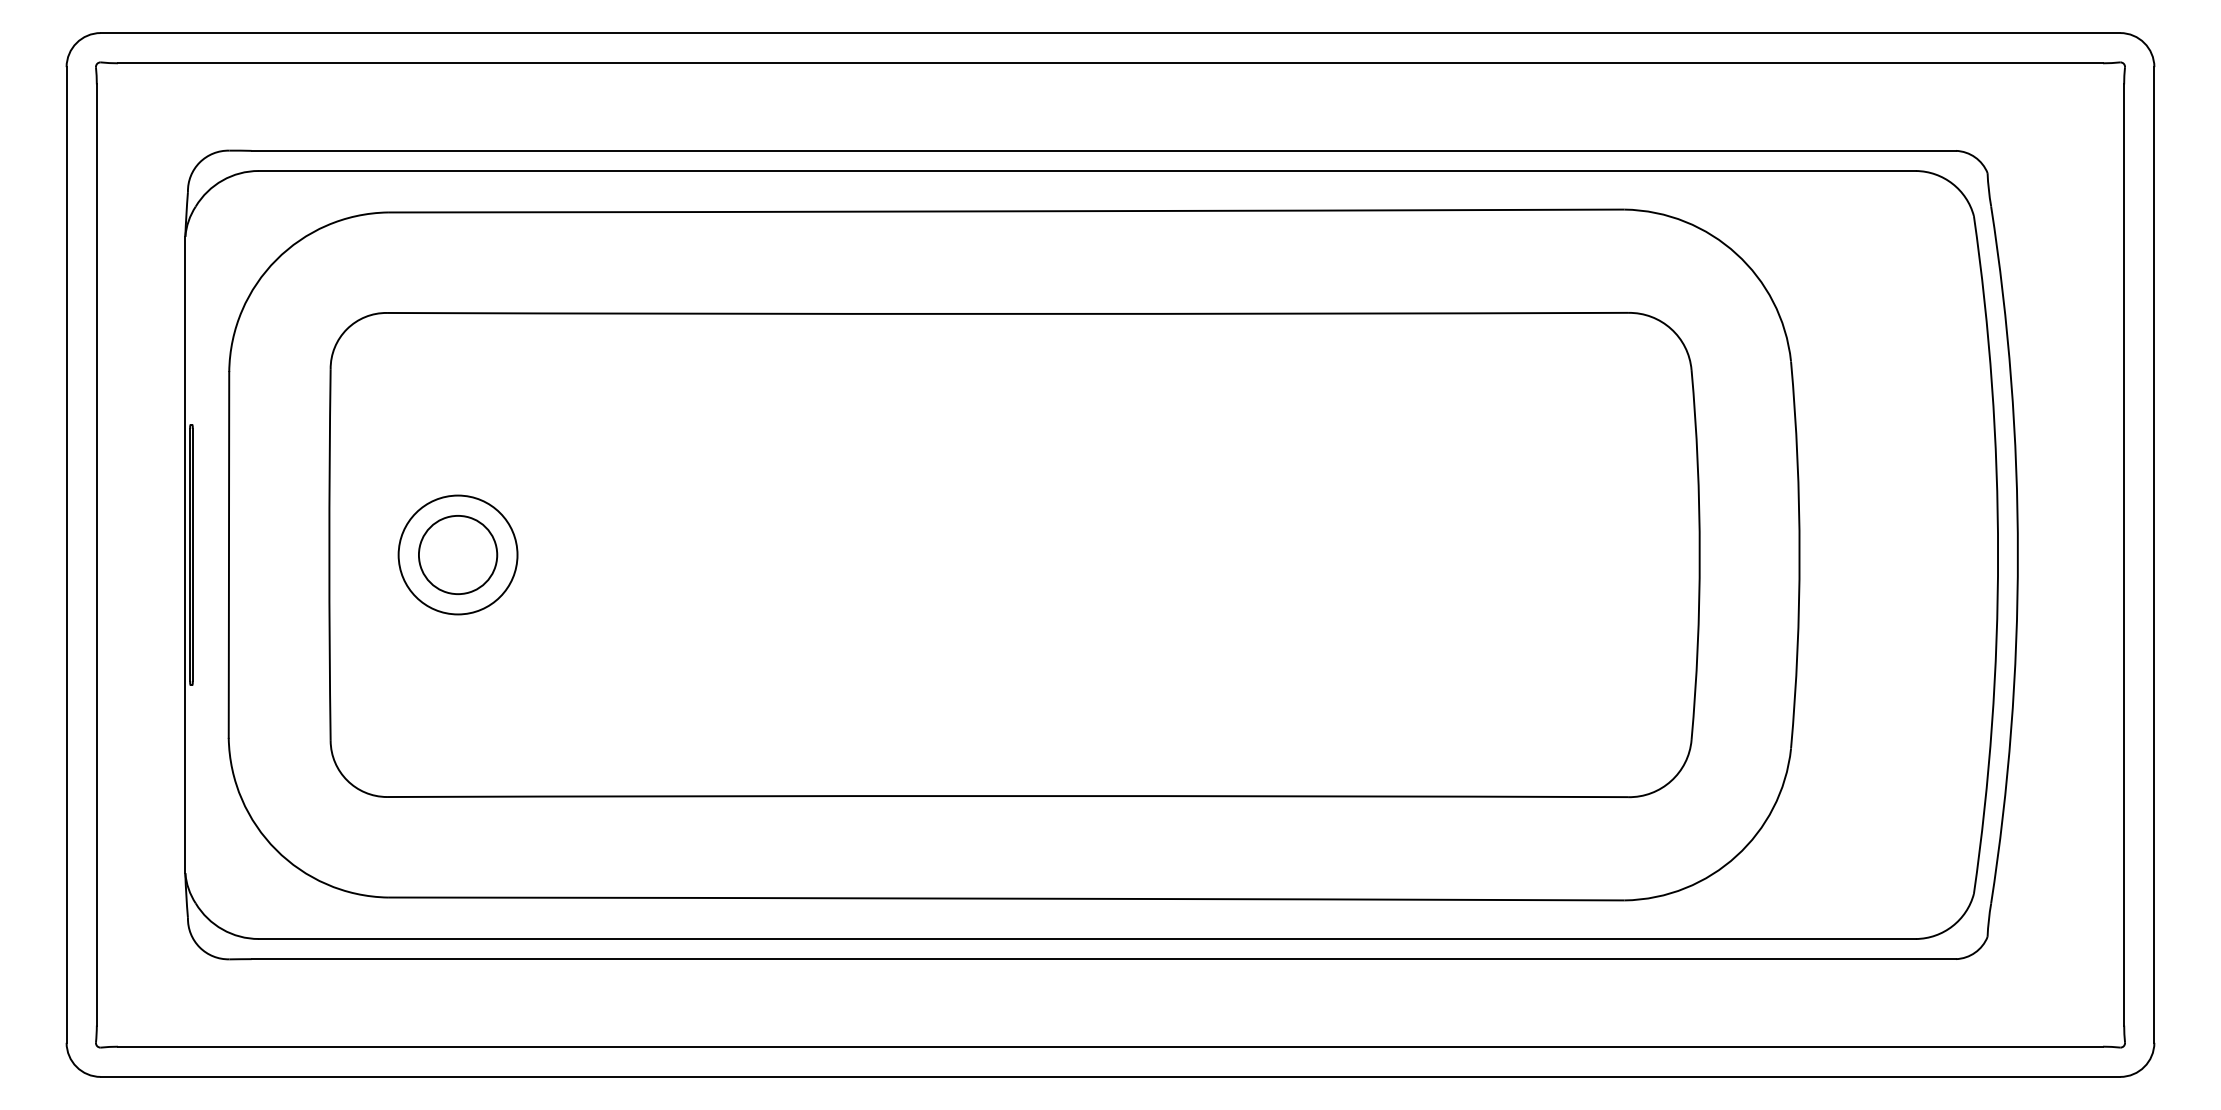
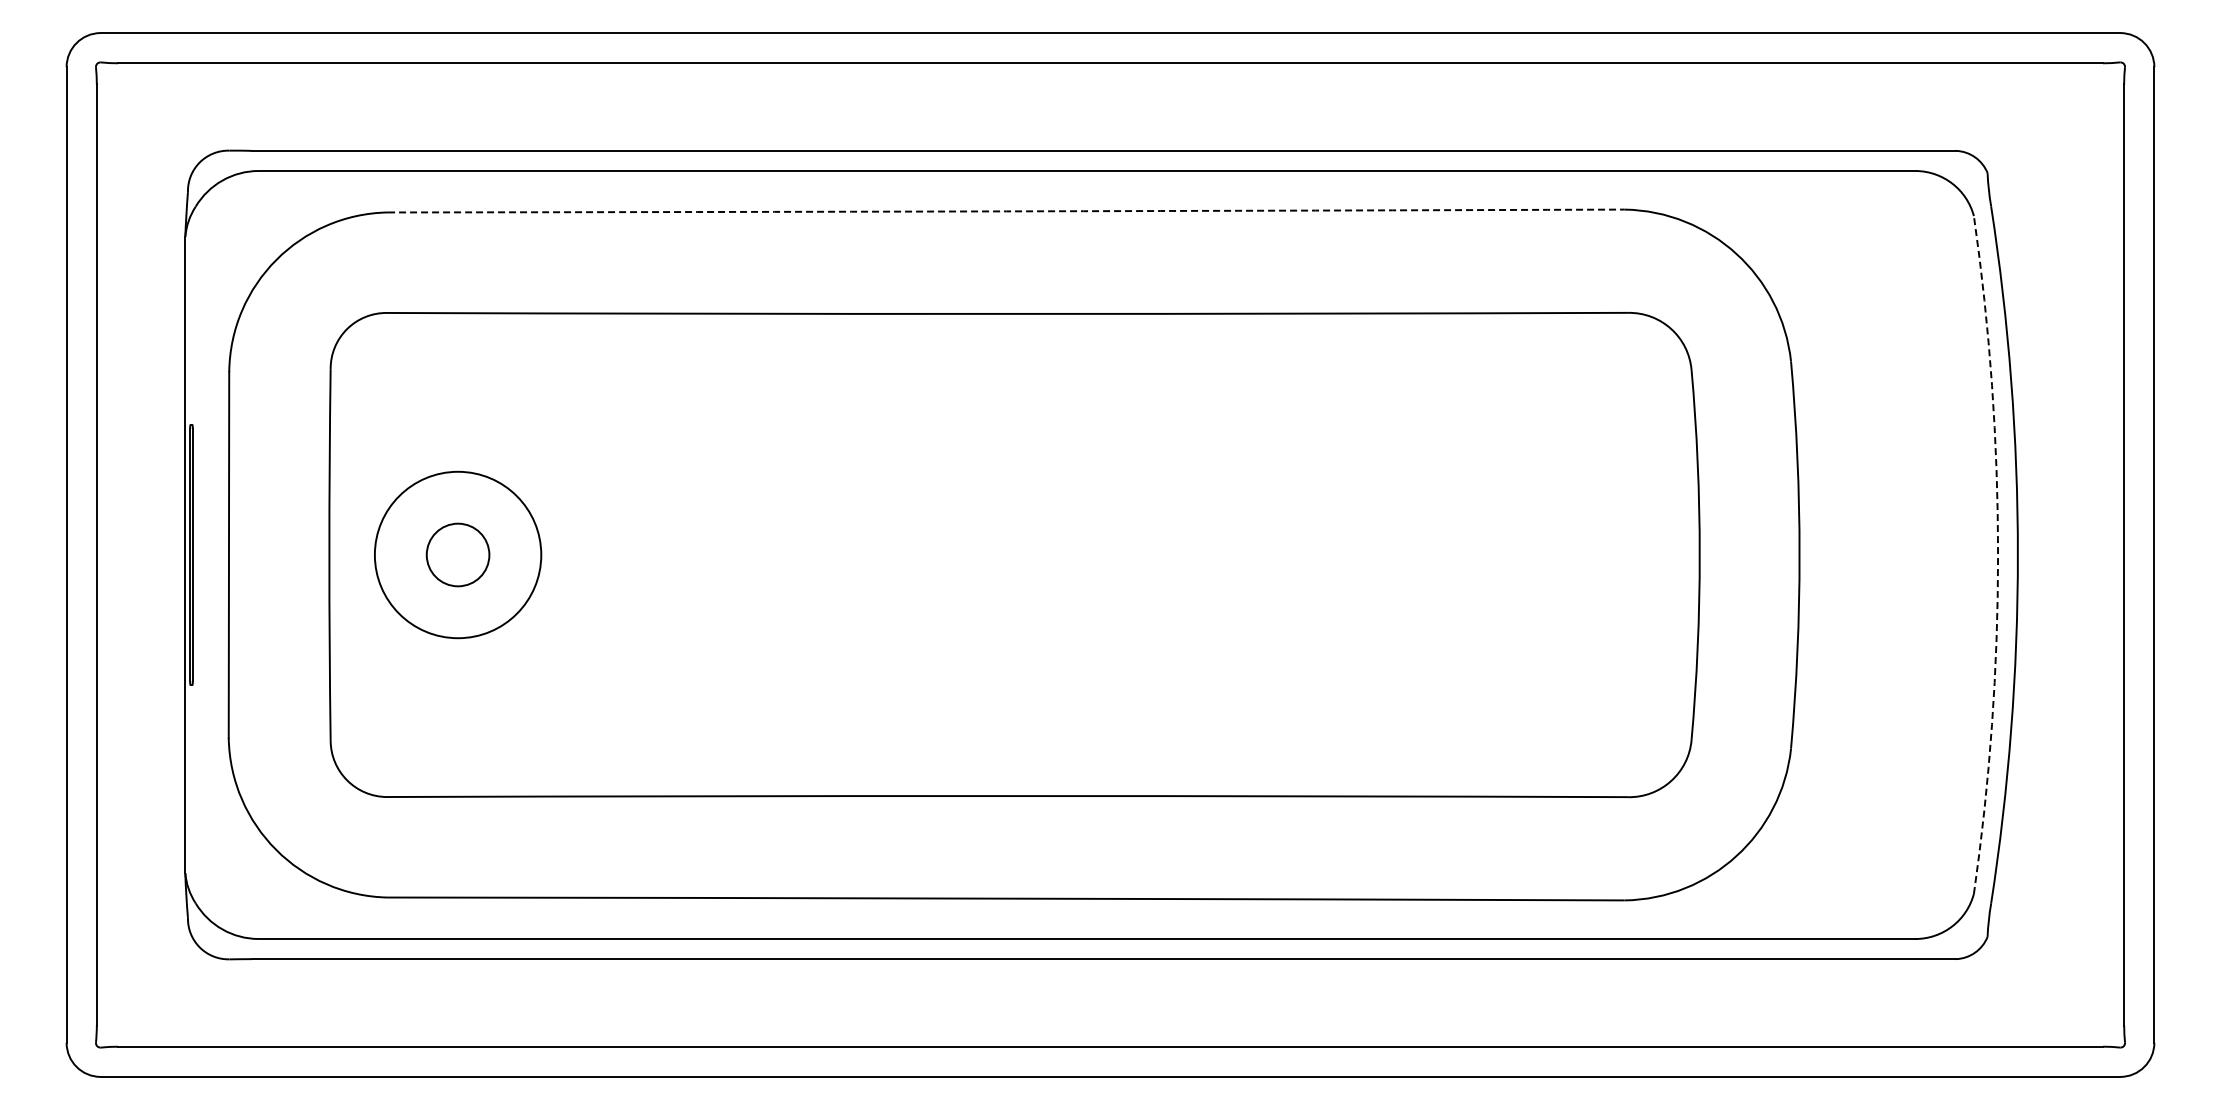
arc: solid -> dashed (1006, 211)
circle diameter: 119 px -> 166 px (457, 554)
circle diameter: 78 px -> 63 px (457, 554)
arc: solid -> dashed (1998, 555)
